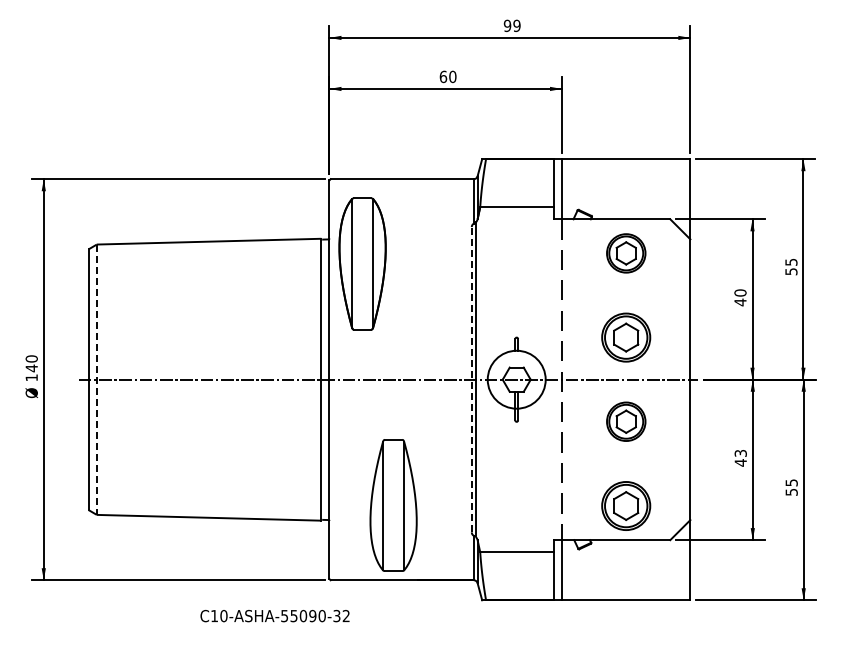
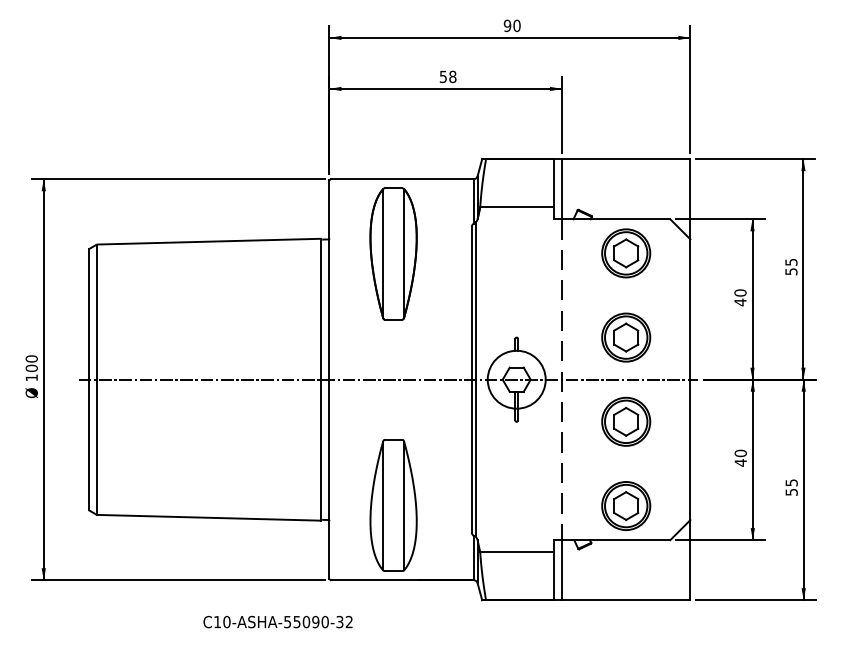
text: 99 -> 90 (516, 25)
text: 60 -> 58 (447, 76)
part size: 41x41 px -> 51x51 px (626, 253)
part position: (362, 263) -> (393, 253) (393, 253)
text: 140 -> 100 (31, 368)
line: dashed -> solid (471, 379)
line: dashed -> solid (96, 380)
part size: 41x41 px -> 51x51 px (626, 421)
text: 43 -> 40 (740, 453)
text position: (274, 615) -> (277, 621) (277, 621)
